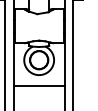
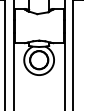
line: present -> none (38, 85)
